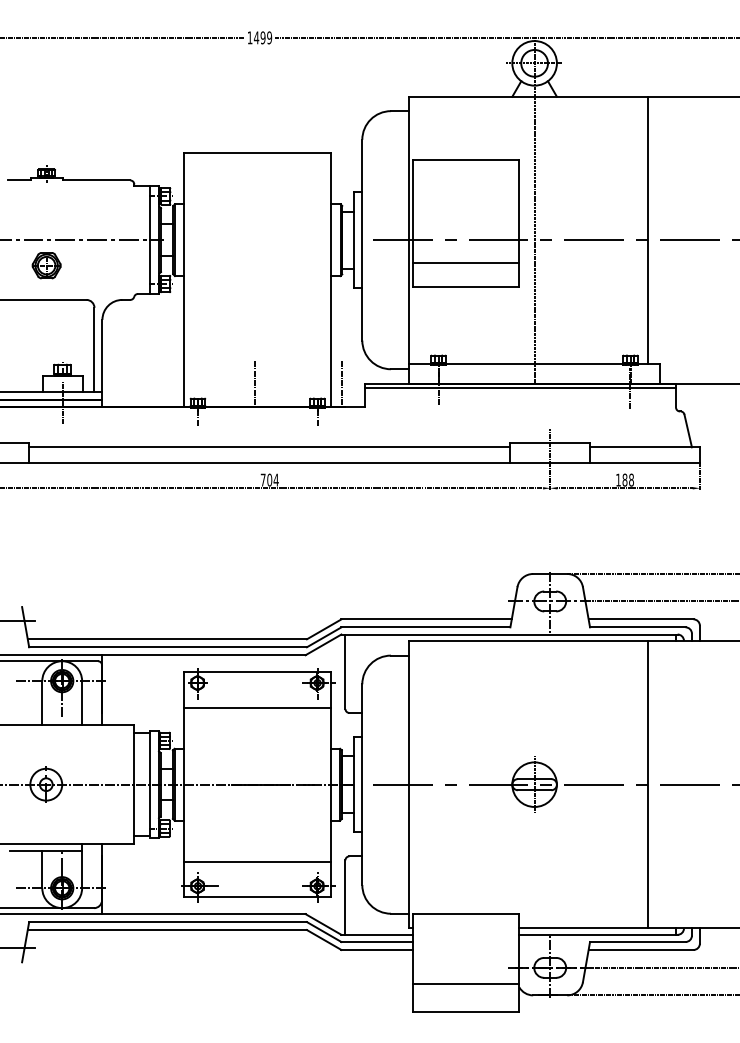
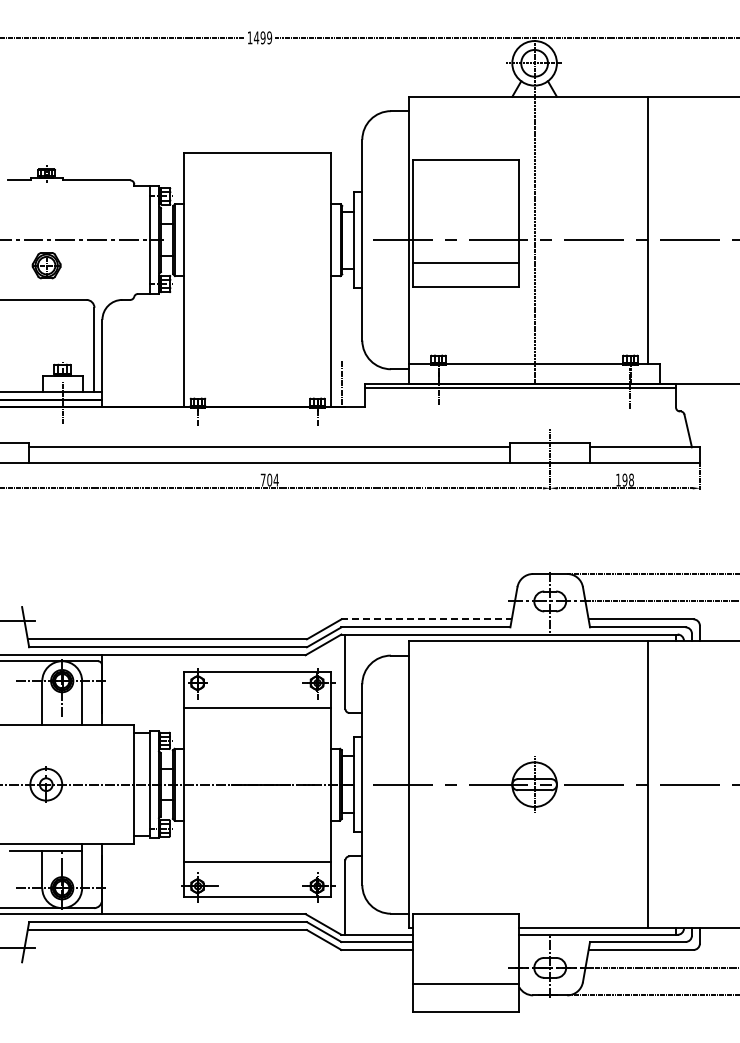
line: present -> none (254, 382)
text: 188 -> 198 (624, 480)
line: solid -> dashed (427, 619)
